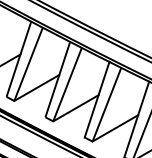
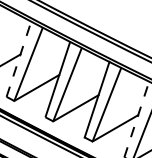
line: solid -> dashed (18, 59)
line: solid -> dashed (136, 119)
